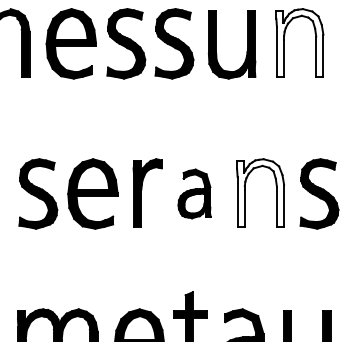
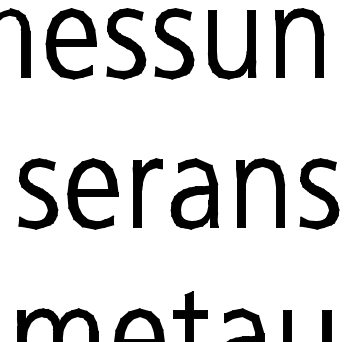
fill: none -> present (299, 42)
fill: none -> present (260, 192)
part size: 35x52 px -> 49x72 px (194, 193)
